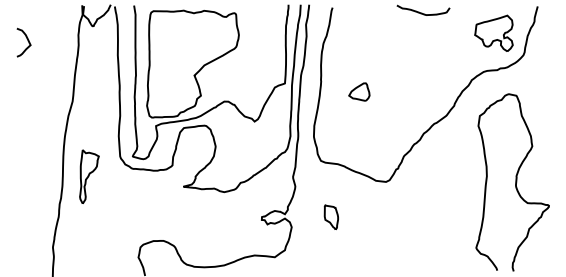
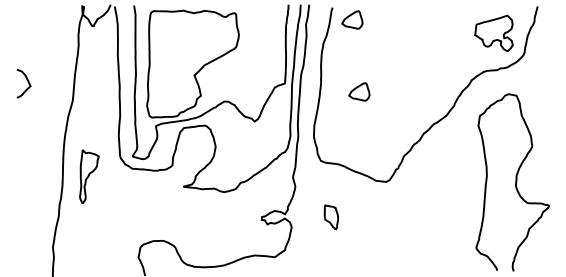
curve: present -> none (422, 12)
part: none -> present (352, 19)
curve position: (27, 41) -> (27, 82) (27, 82)
